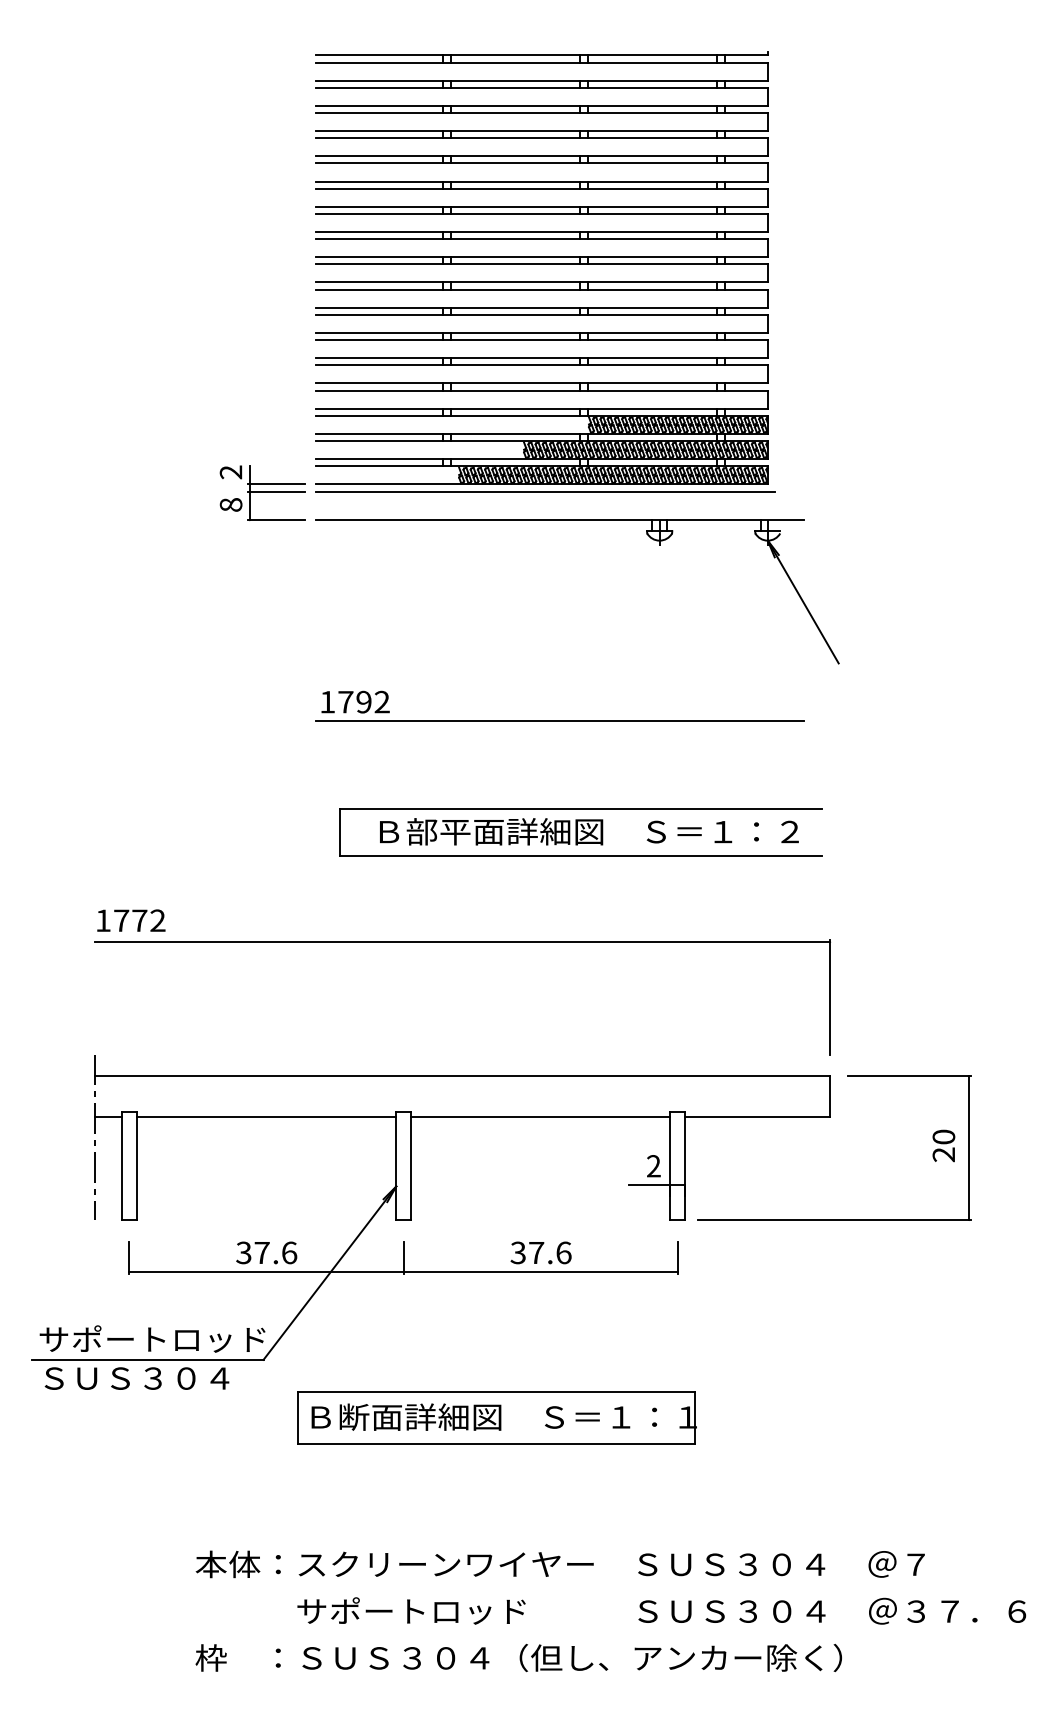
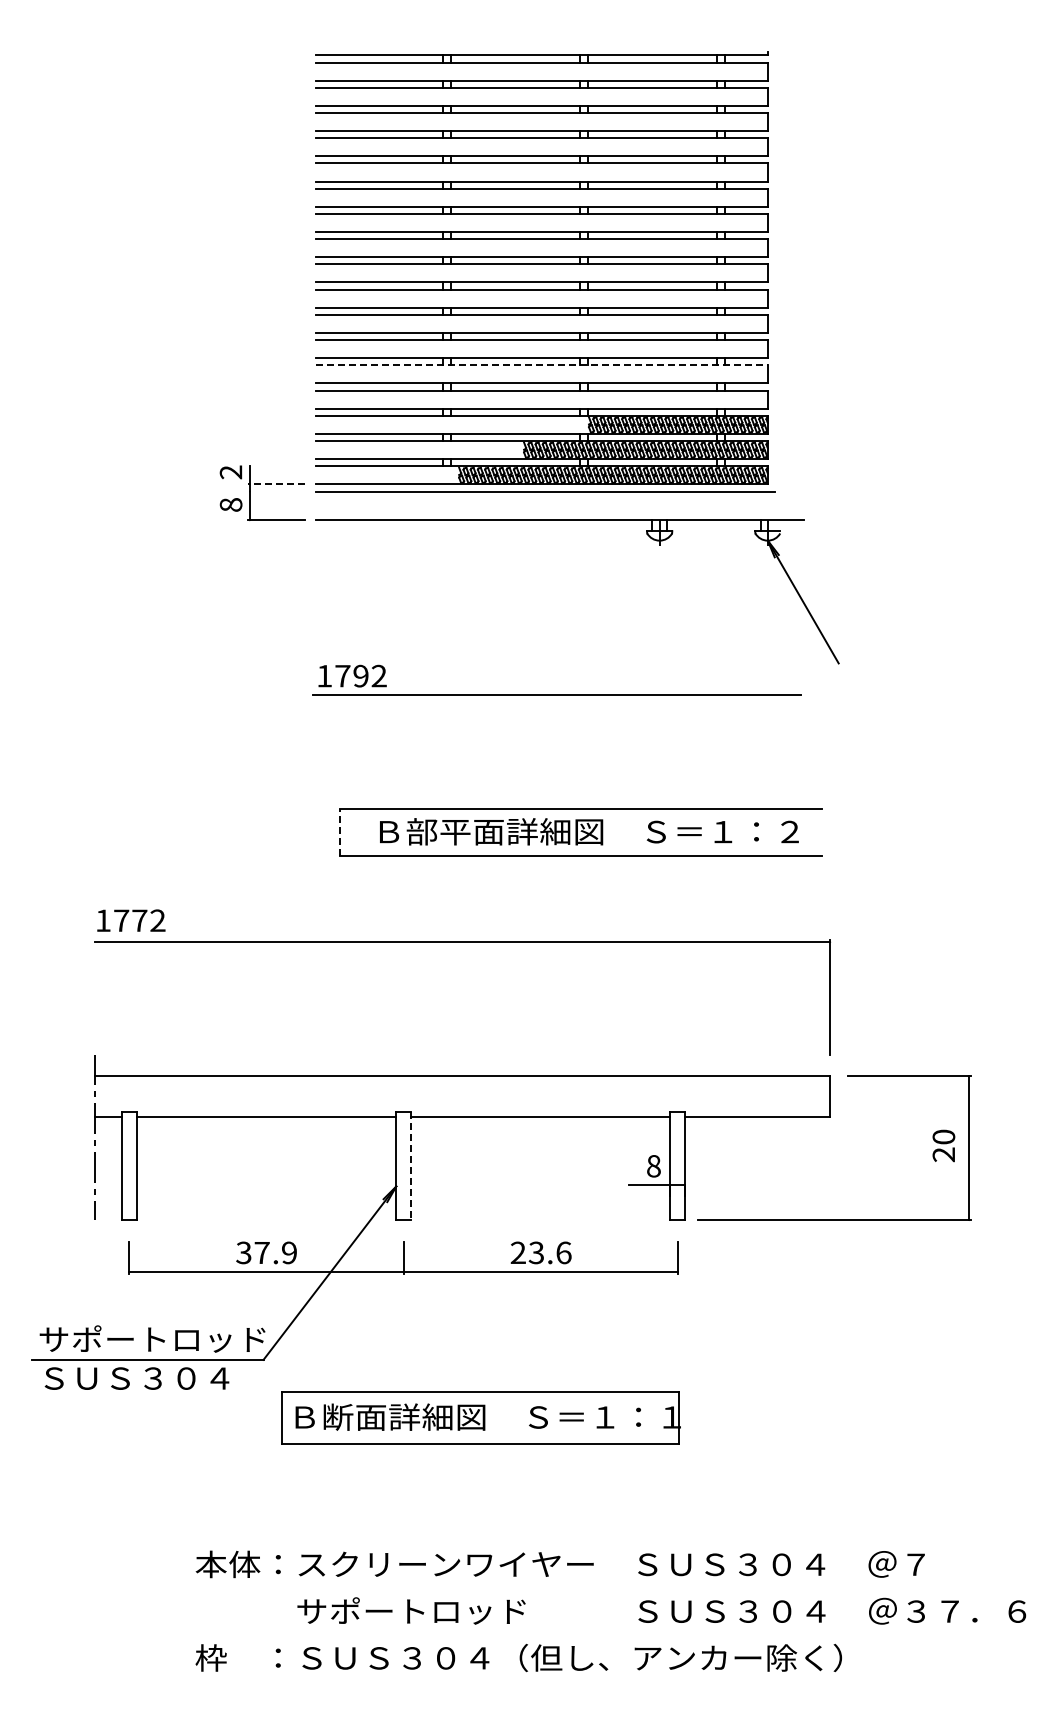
line: solid -> dashed (542, 365)
line: solid -> dashed (276, 484)
line: present -> none (275, 491)
part position: (559, 720) -> (556, 694) (556, 694)
line: solid -> dashed (340, 832)
line: solid -> dashed (410, 1166)
text: 2 -> 8 (653, 1166)
text: 37.6 -> 37.9 (289, 1252)
text: 37.6 -> 23.6 (527, 1252)
part position: (496, 1417) -> (480, 1417) (480, 1417)
